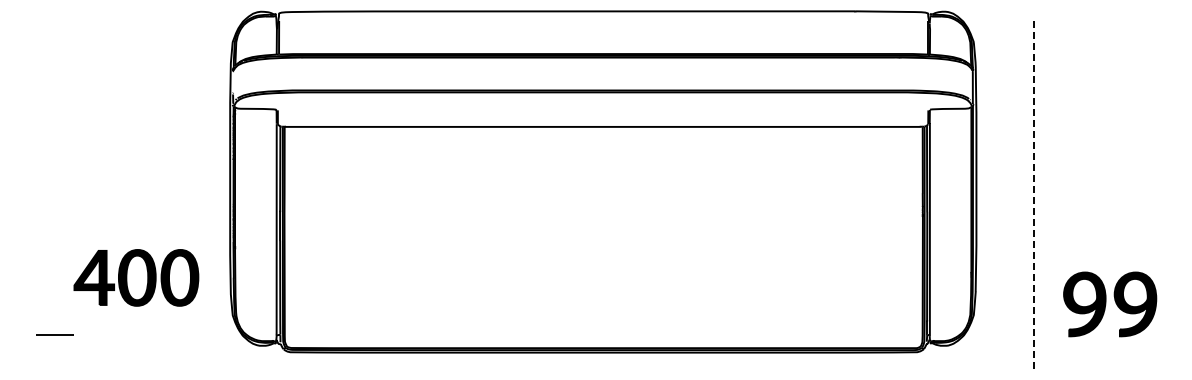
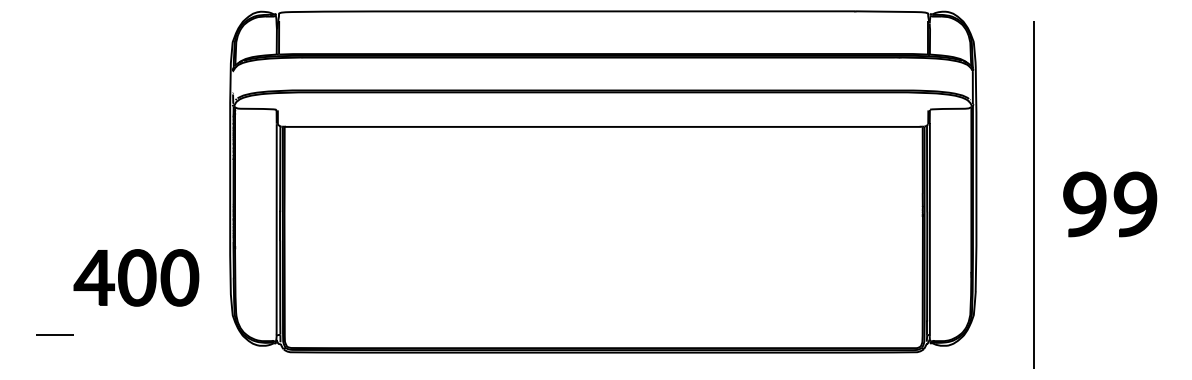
line: dashed -> solid (1034, 194)
part position: (1110, 304) -> (1110, 204) (1110, 204)
